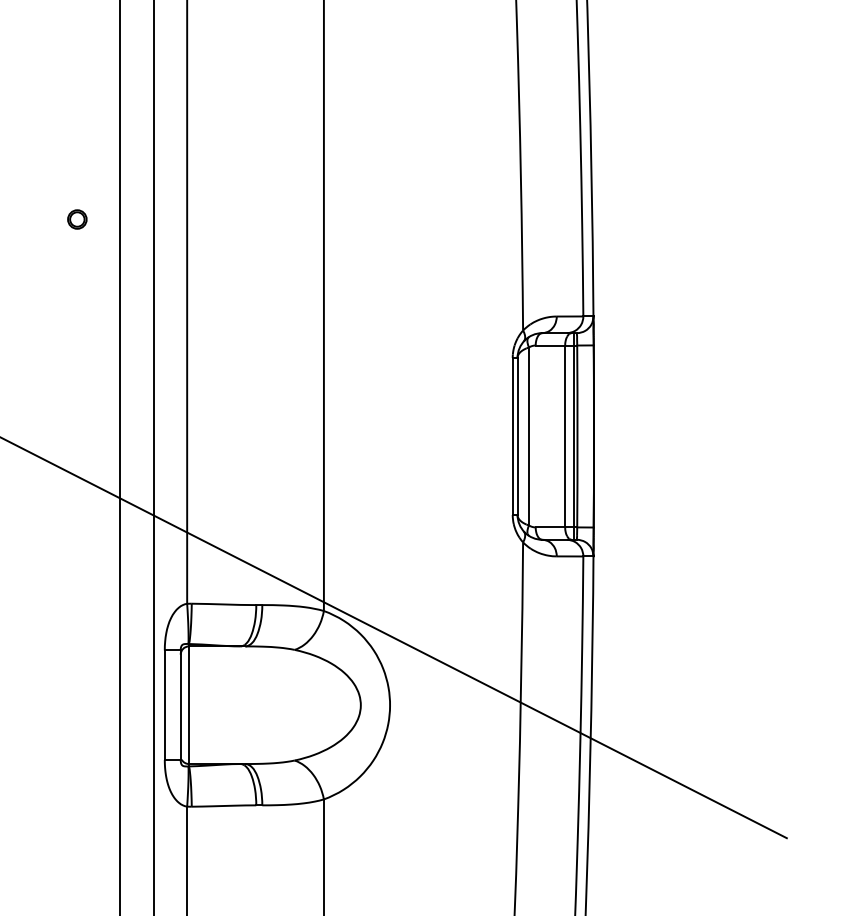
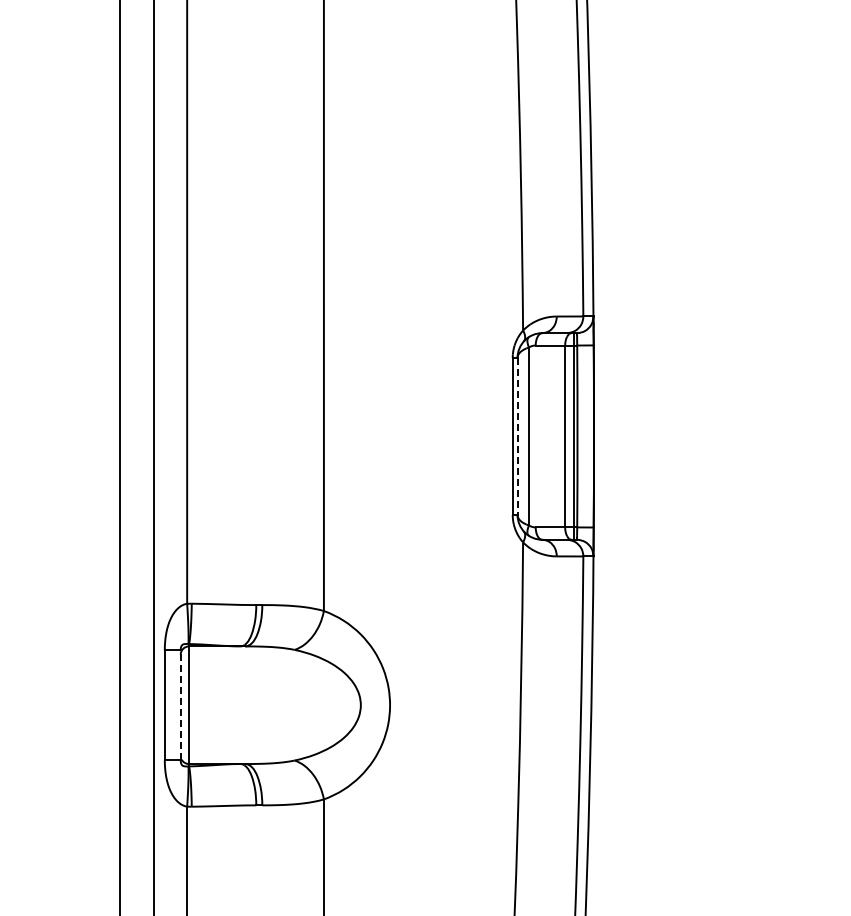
part: present -> none (77, 219)
line: solid -> dashed (517, 436)
line: present -> none (394, 638)
line: solid -> dashed (180, 705)
